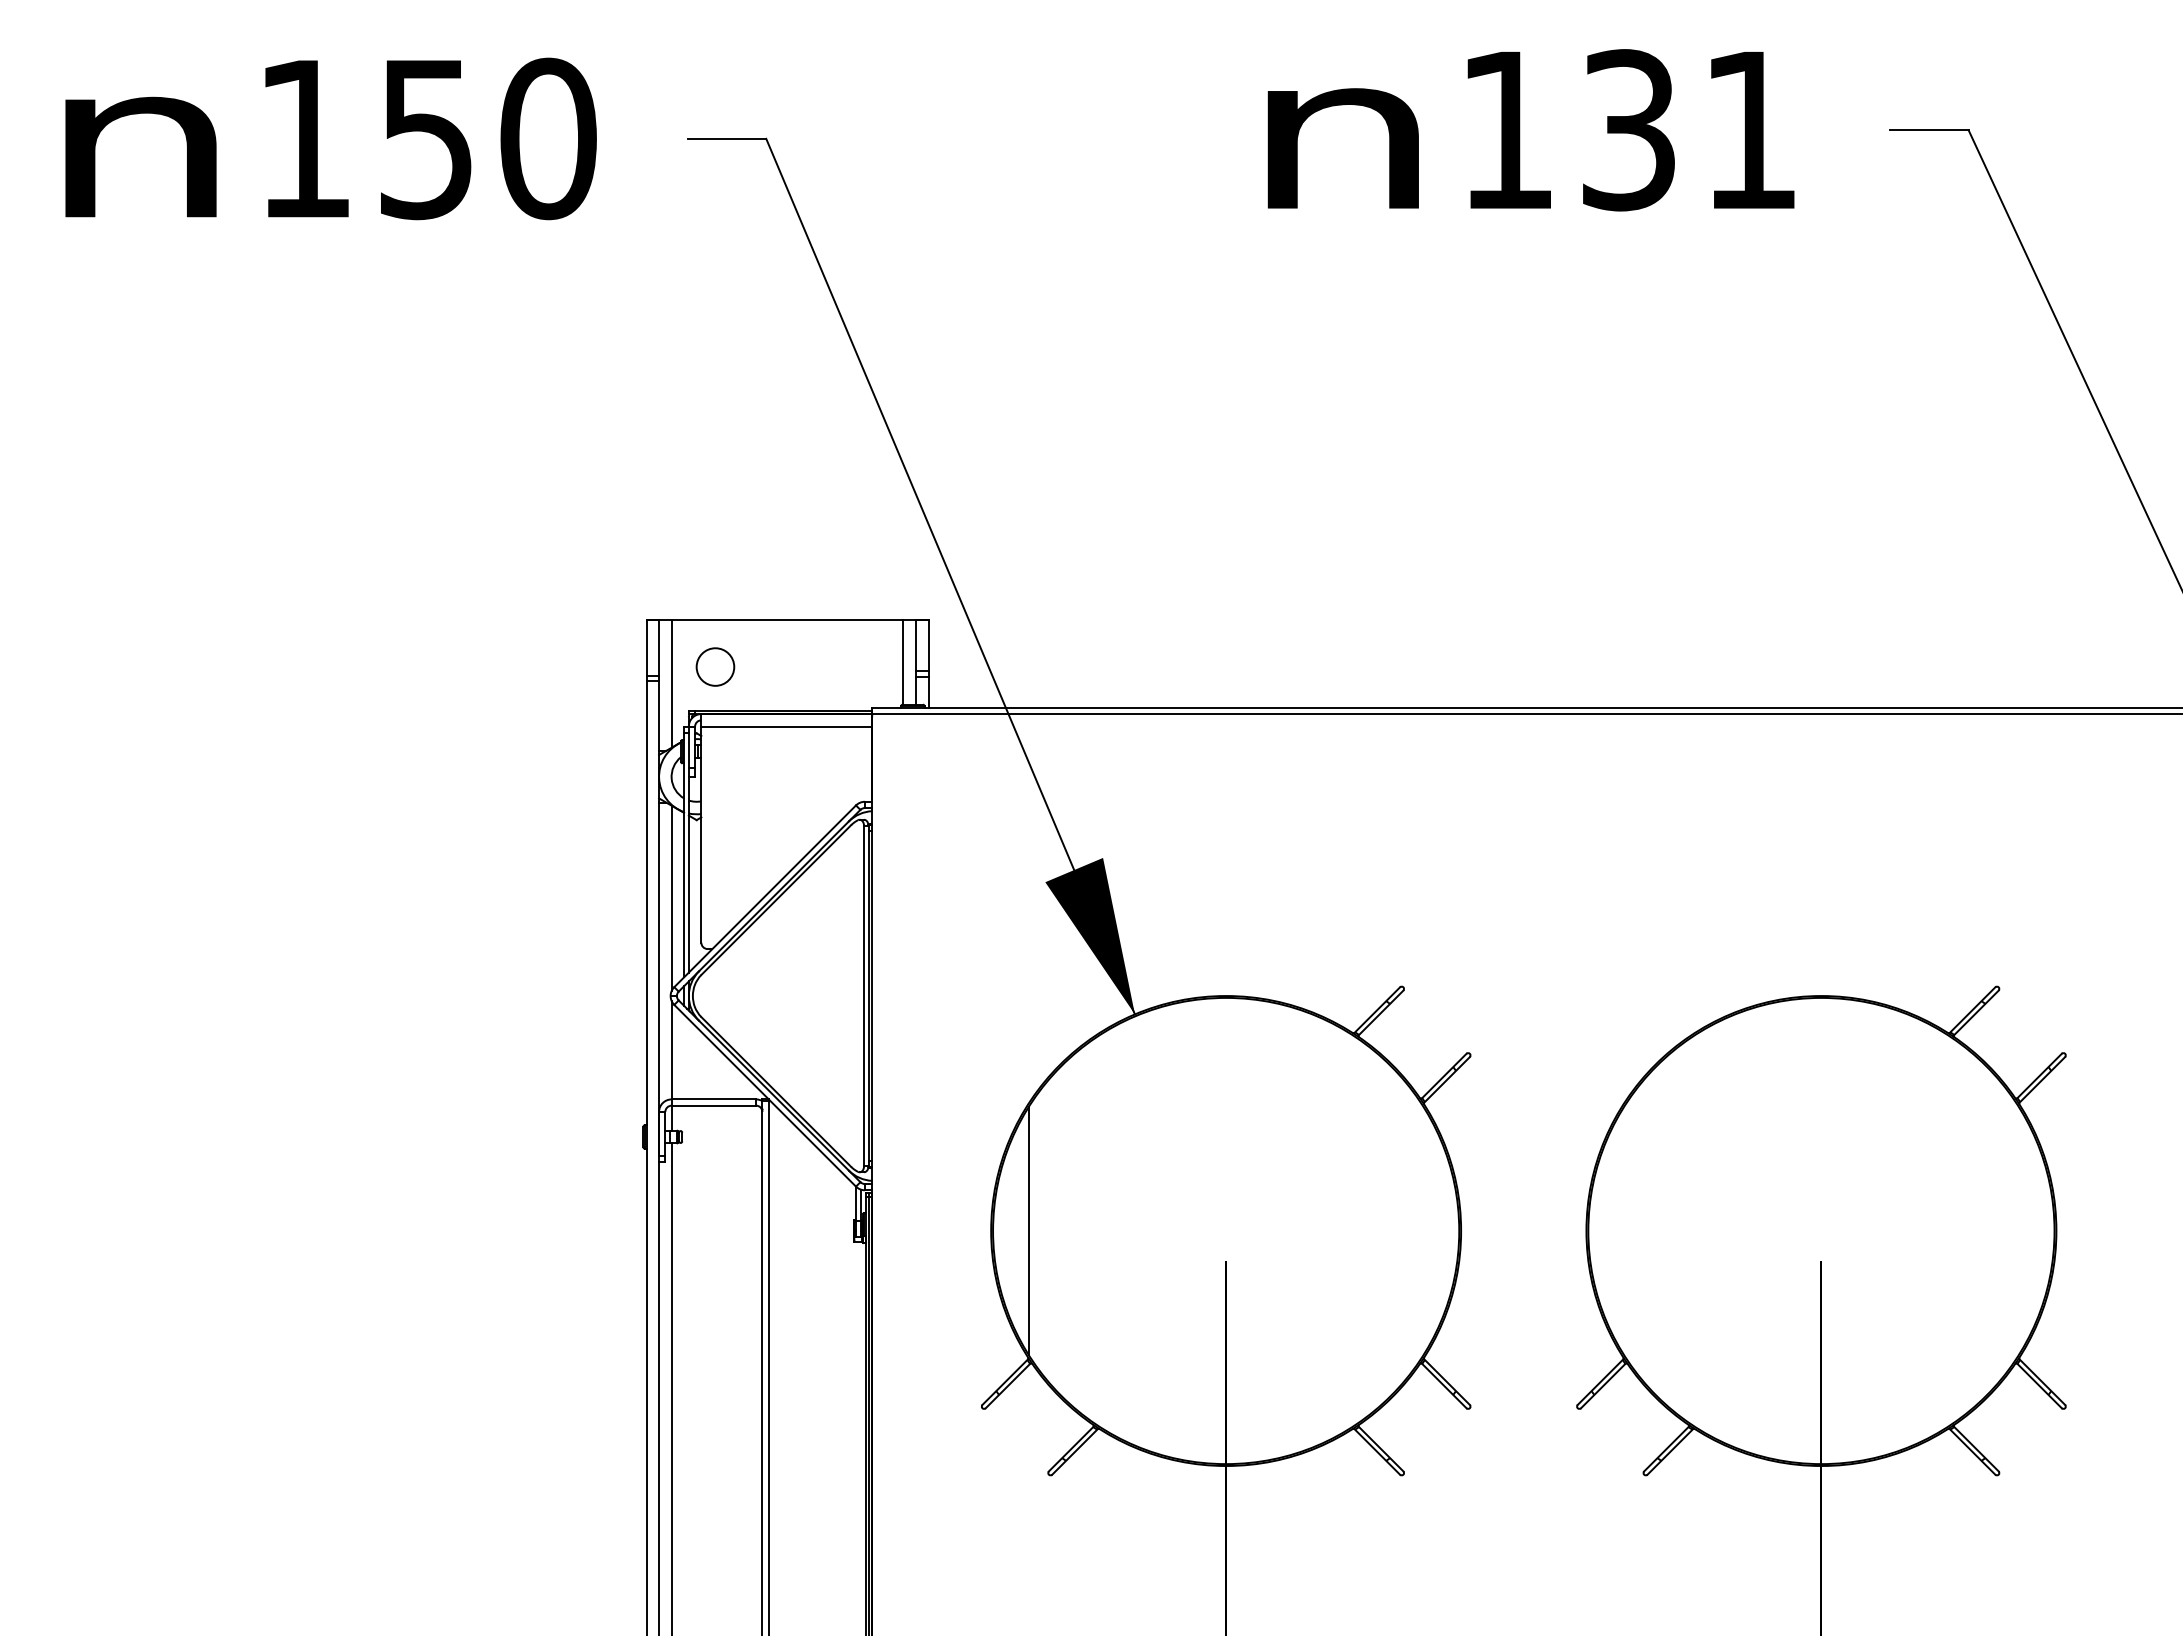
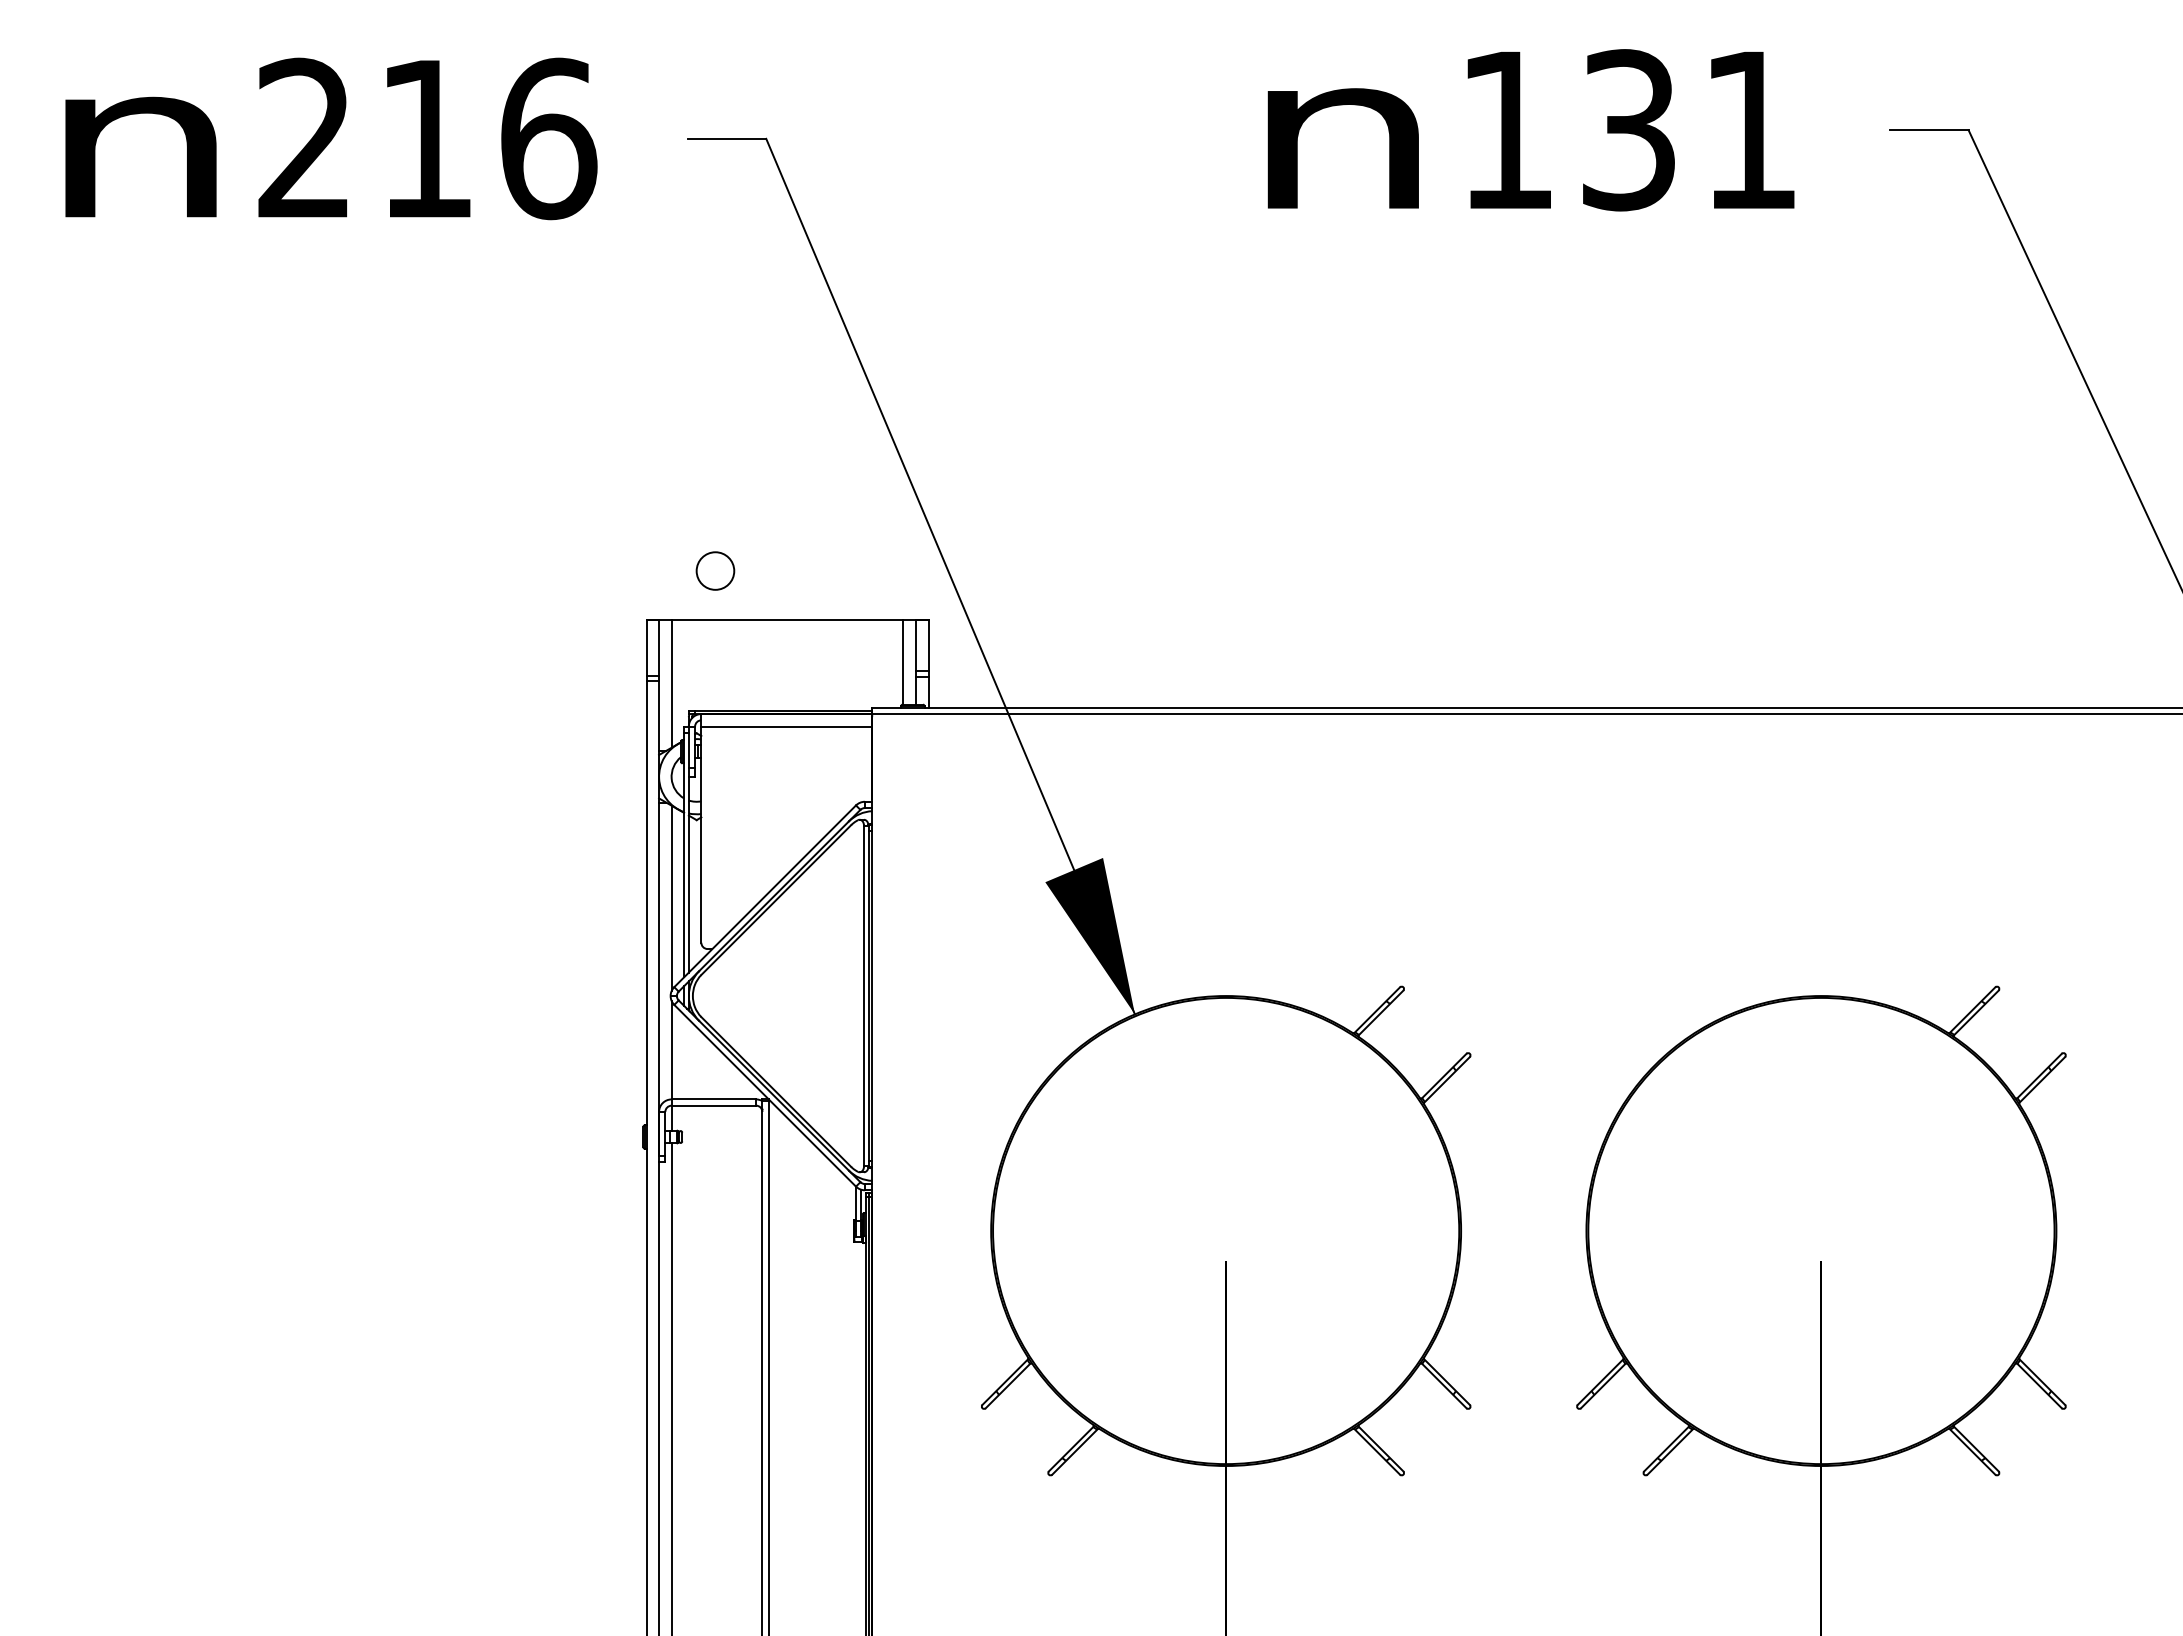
text: 150 -> 216 (427, 138)
circle position: (715, 666) -> (715, 570) (715, 570)
line: present -> none (1028, 1230)
